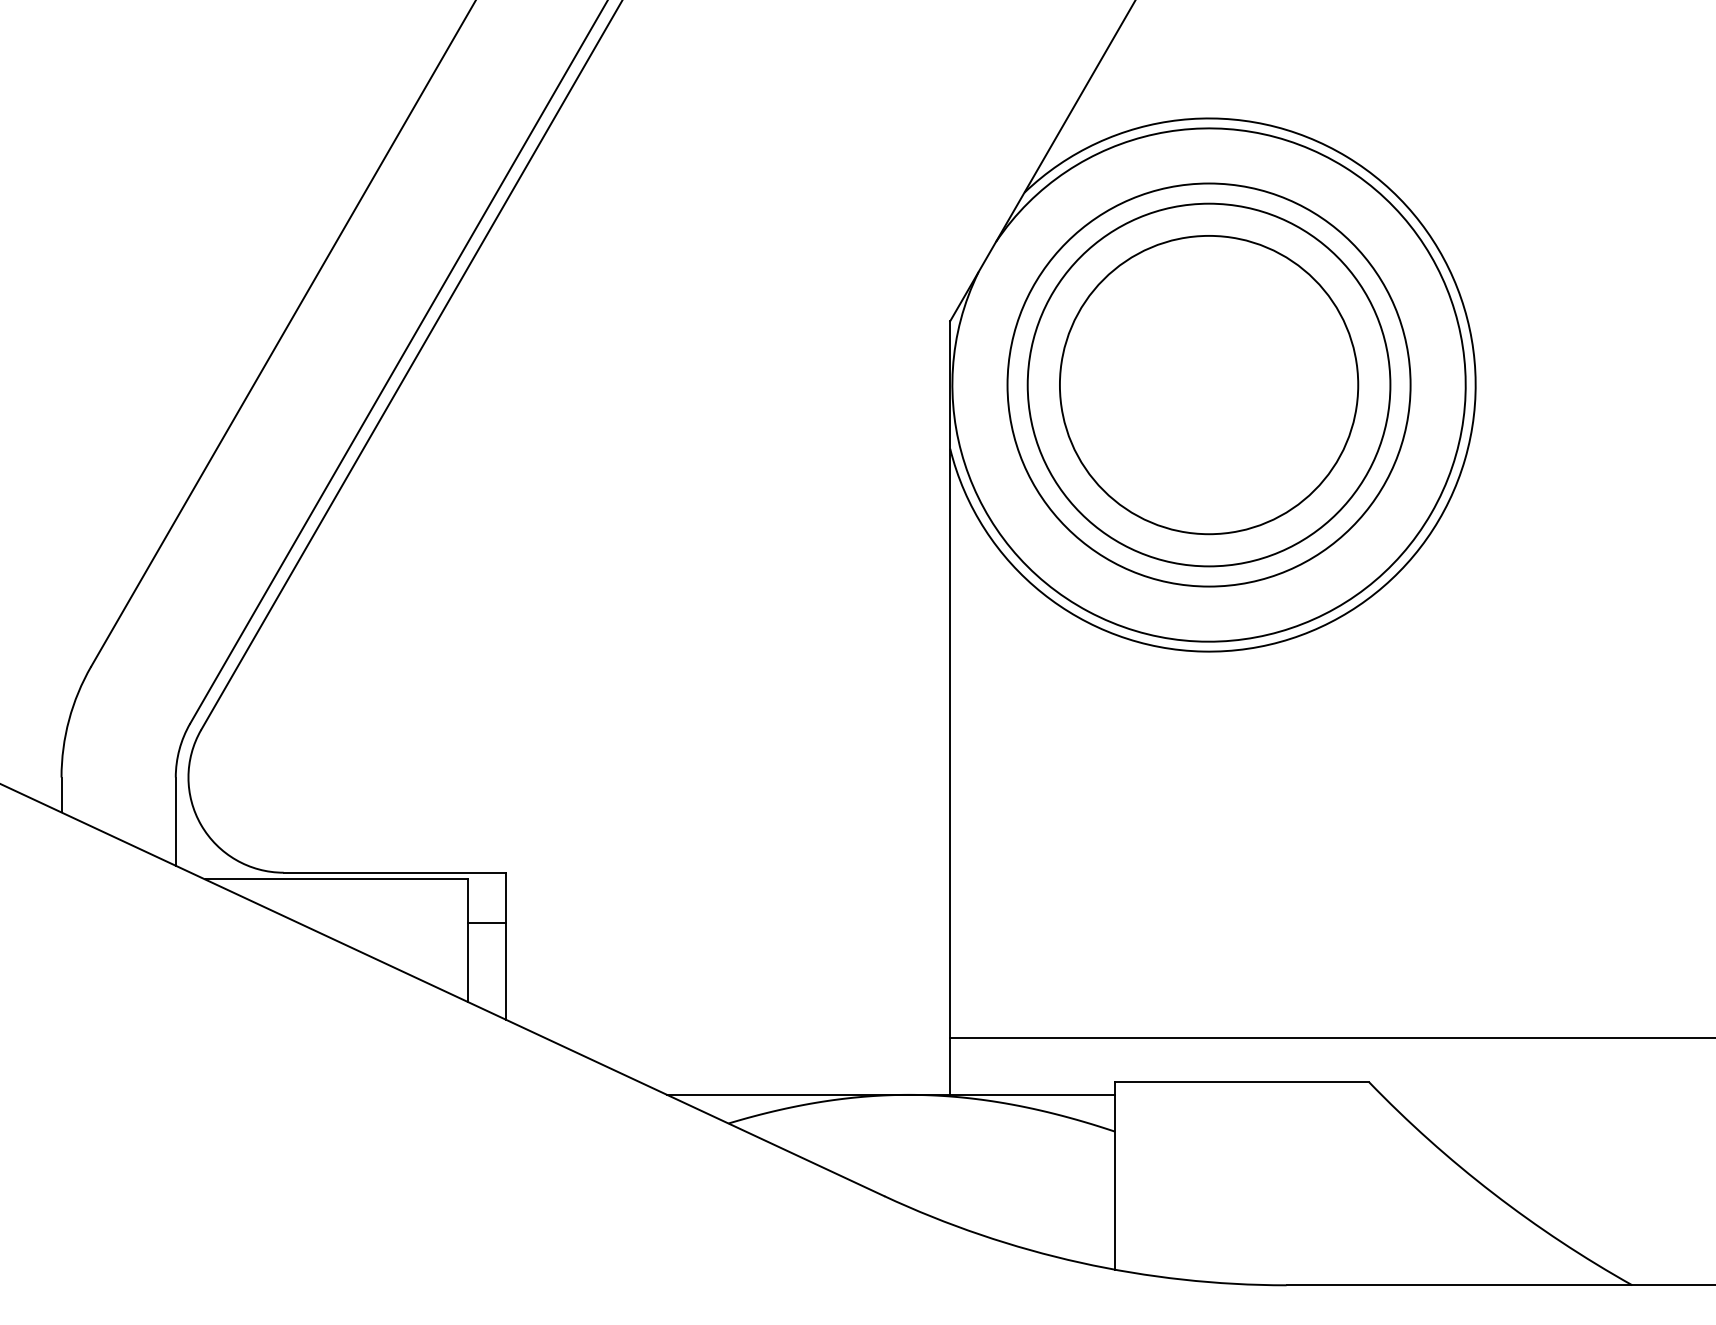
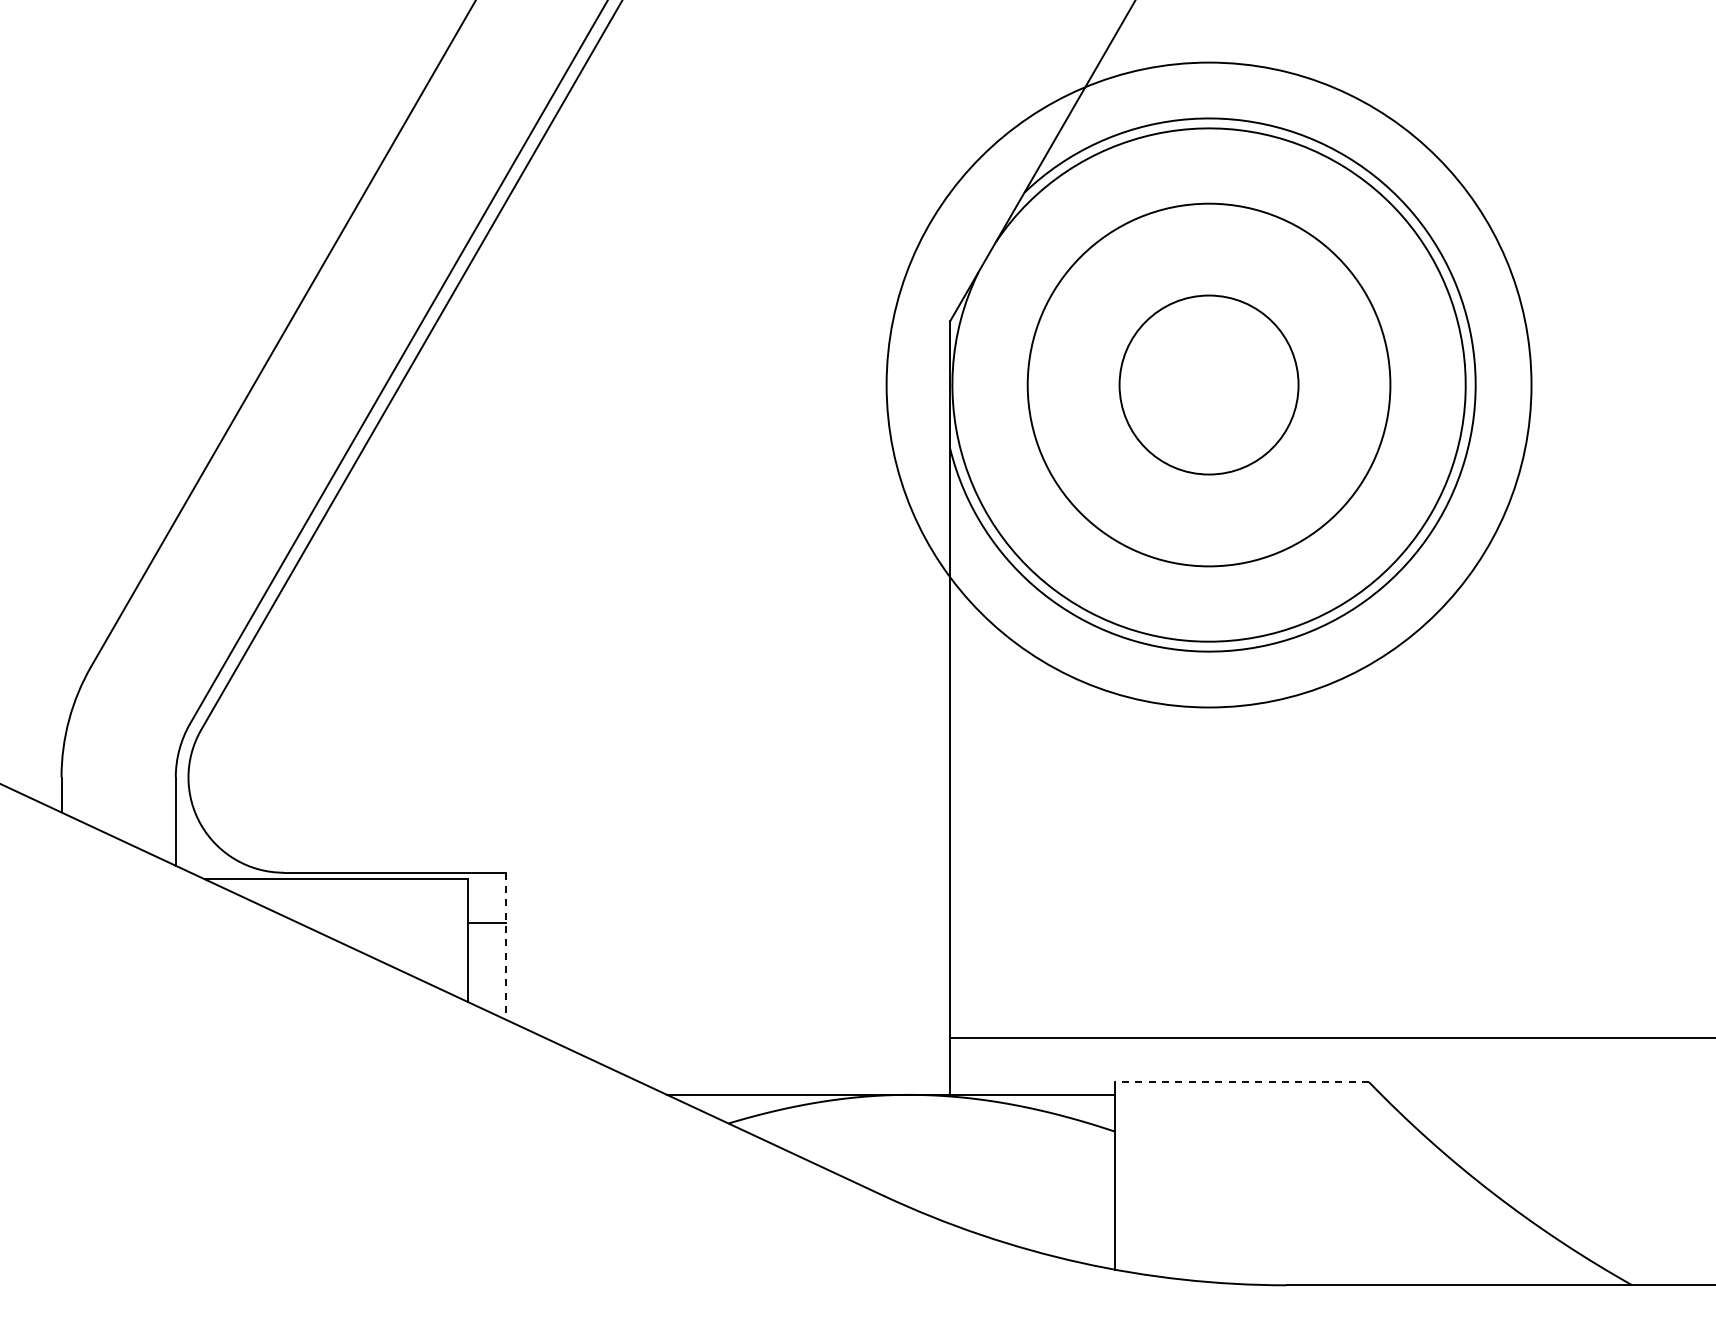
circle diameter: 298 px -> 179 px (1208, 384)
circle diameter: 403 px -> 645 px (1208, 384)
line: solid -> dashed (505, 946)
line: solid -> dashed (1242, 1082)
